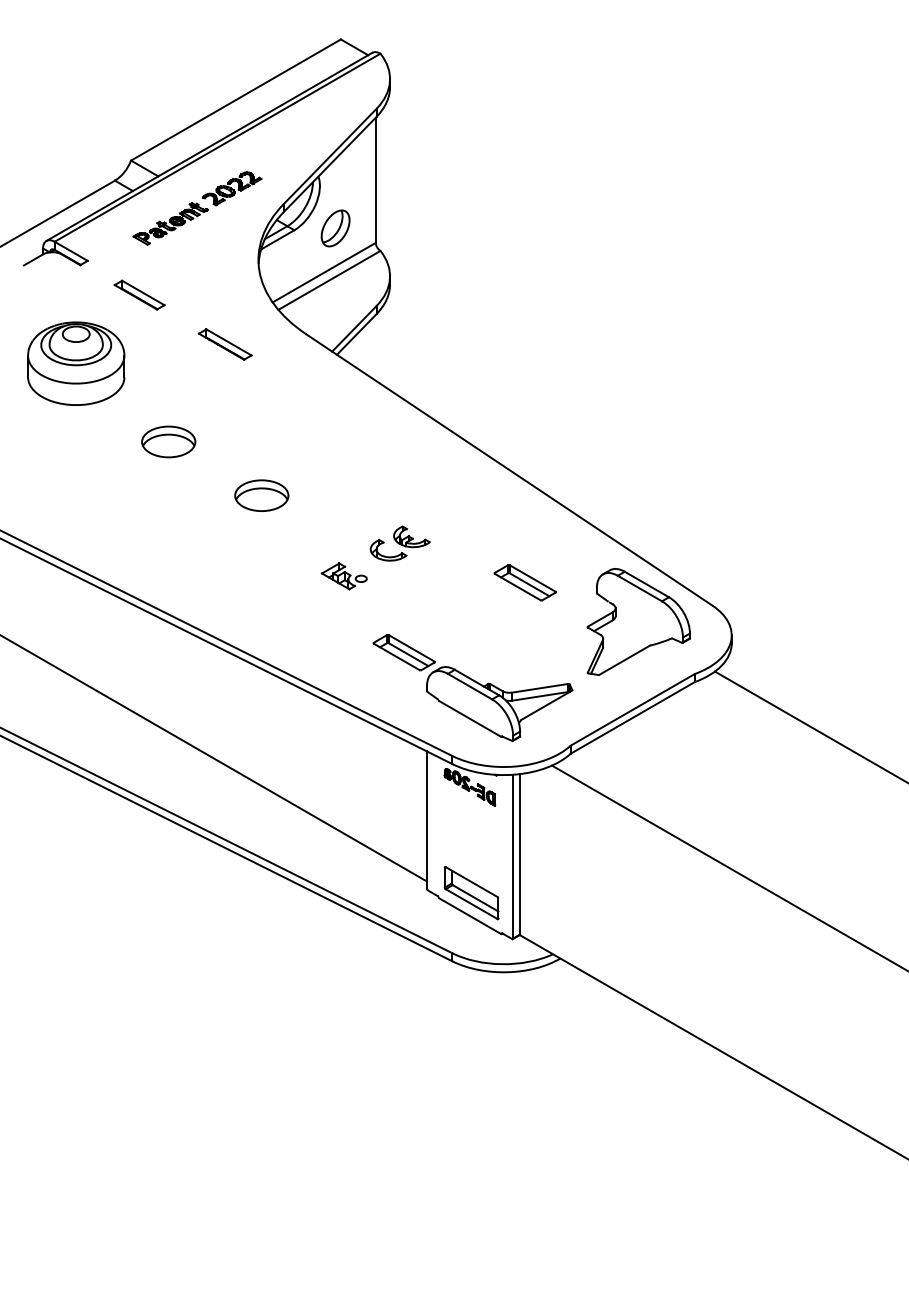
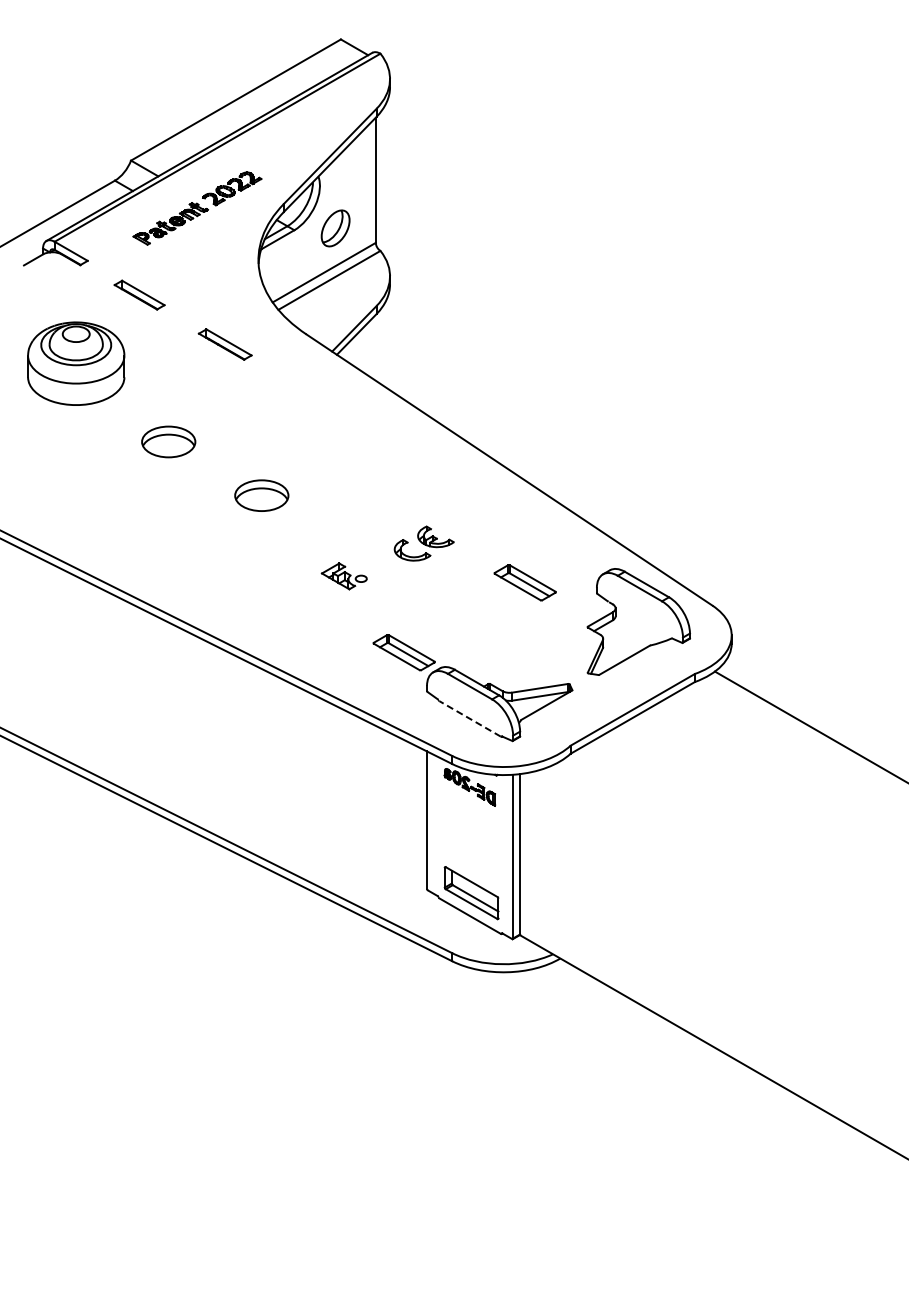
part position: (399, 543) -> (423, 543) (423, 543)
line: solid -> dashed (469, 718)
line: present -> none (214, 758)
line: present -> none (728, 867)
